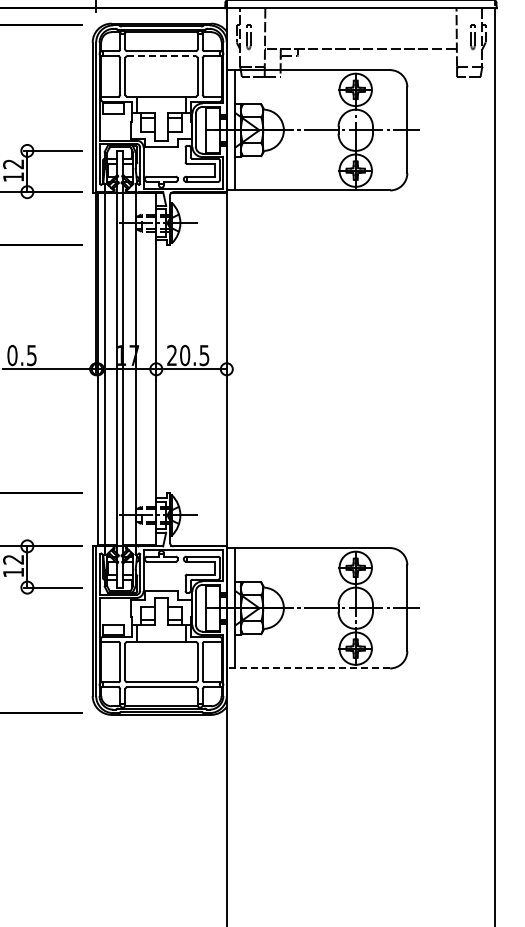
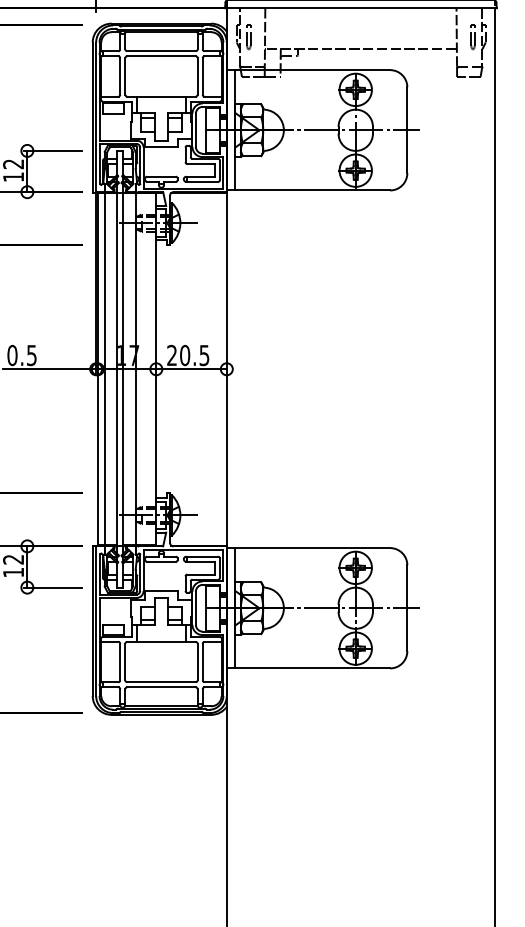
line: dashed -> solid (161, 56)
line: dashed -> solid (308, 668)
